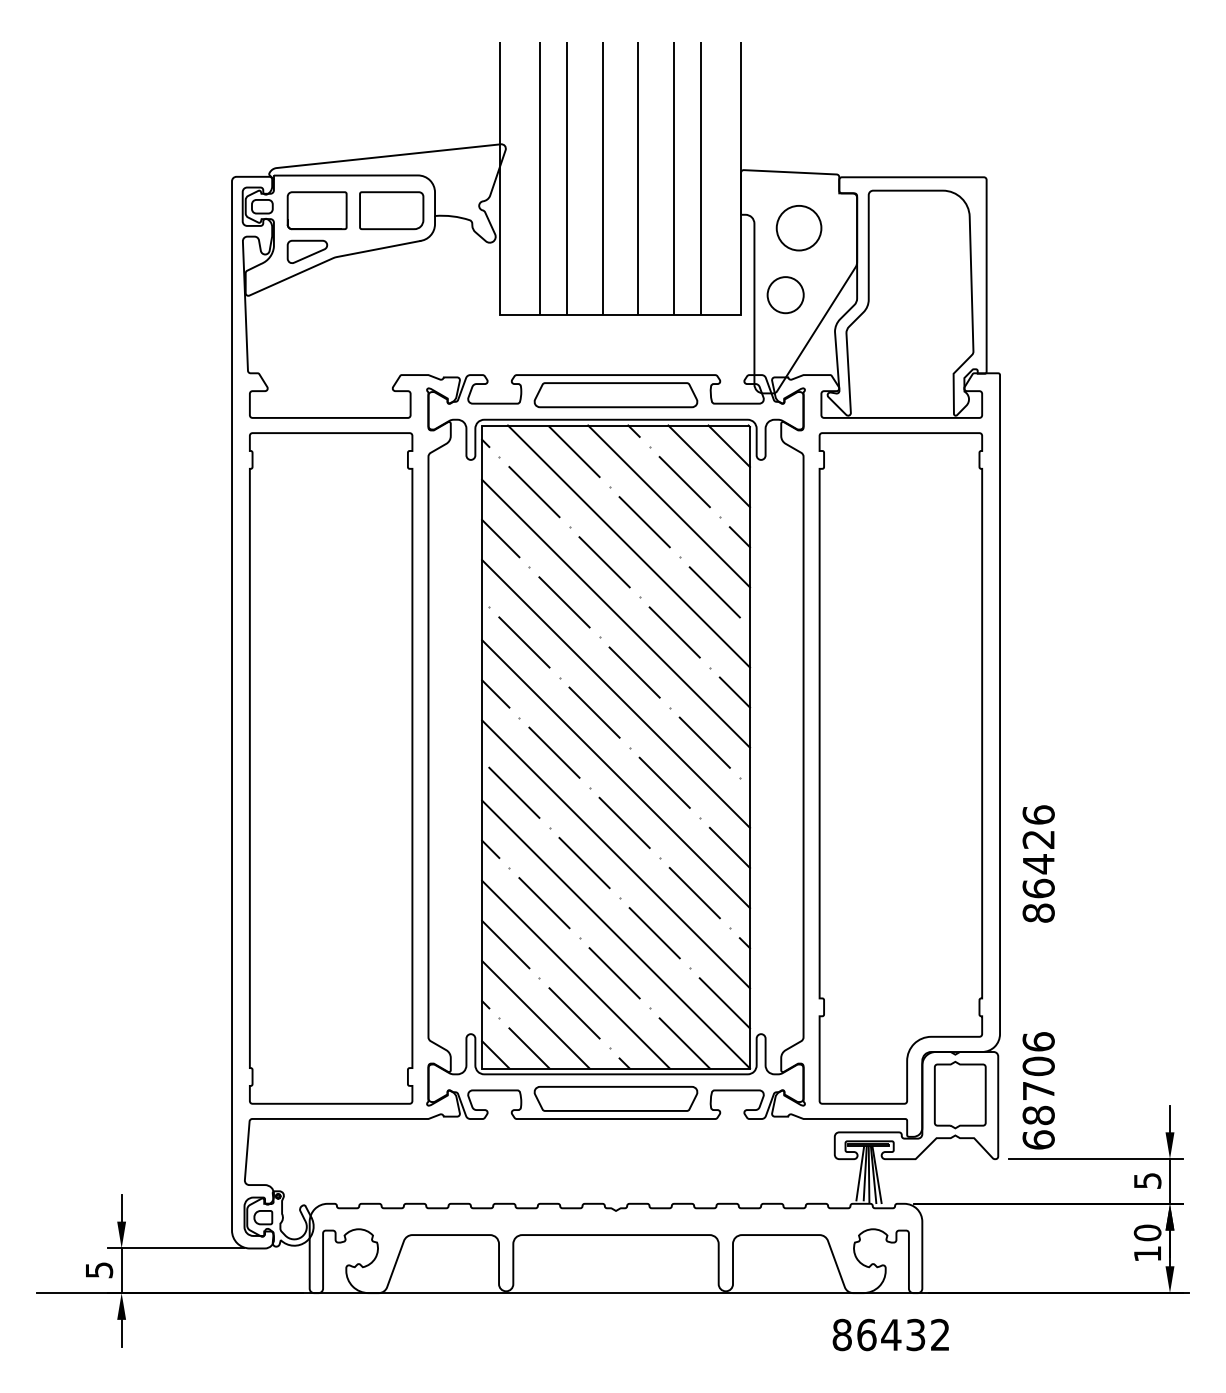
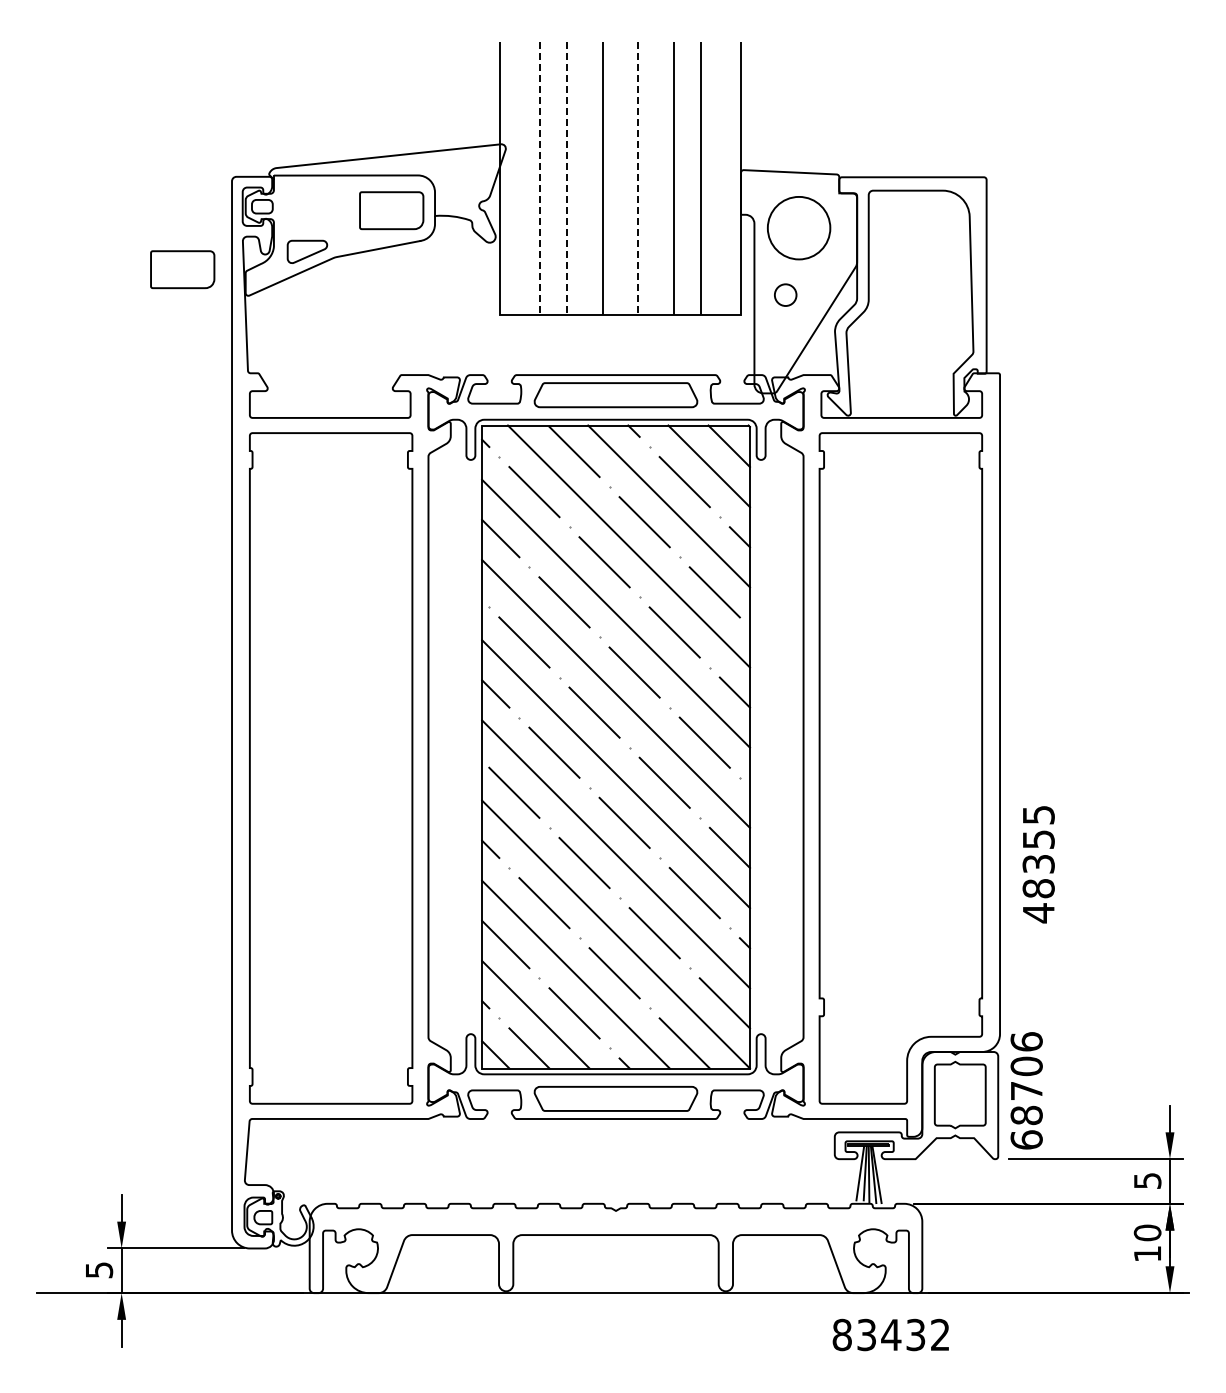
line: solid -> dashed (540, 178)
line: solid -> dashed (566, 178)
line: solid -> dashed (638, 178)
part: present -> none (316, 210)
circle diameter: 45 px -> 63 px (798, 227)
part: none -> present (182, 269)
circle diameter: 36 px -> 22 px (785, 295)
text: 86426 -> 48355 (1038, 864)
text position: (1038, 1090) -> (1026, 1090) (1026, 1090)
text: 86432 -> 83432 (866, 1334)
